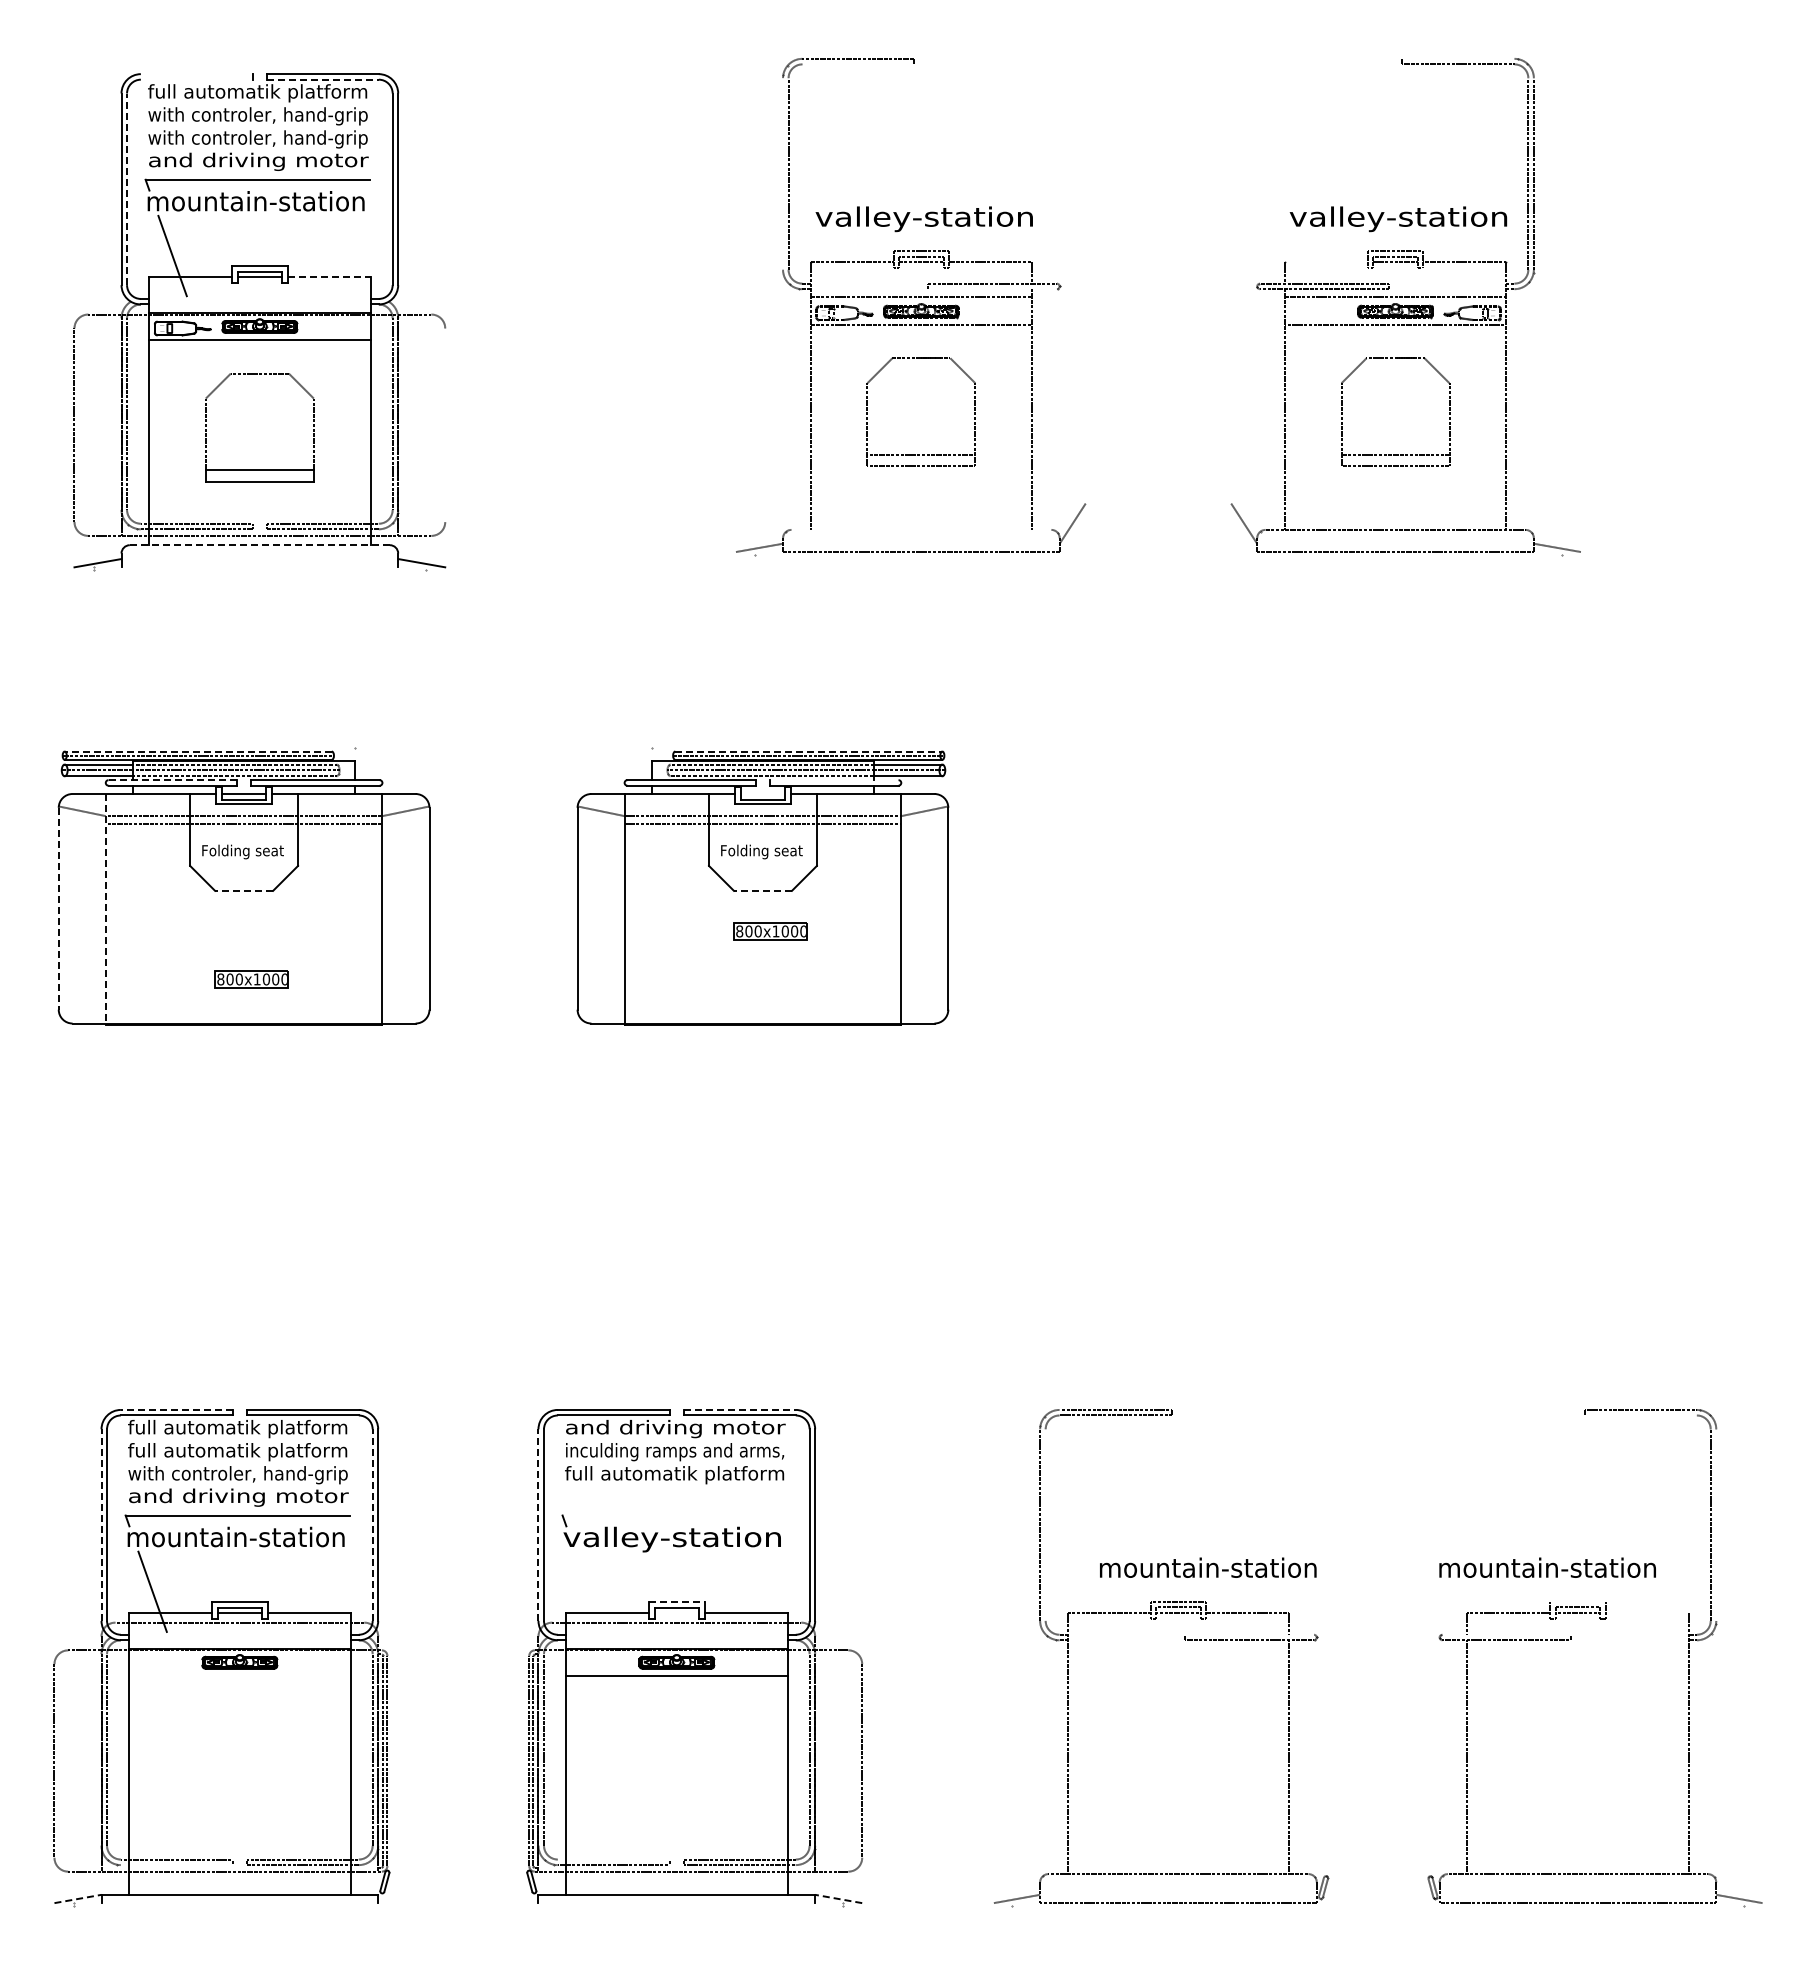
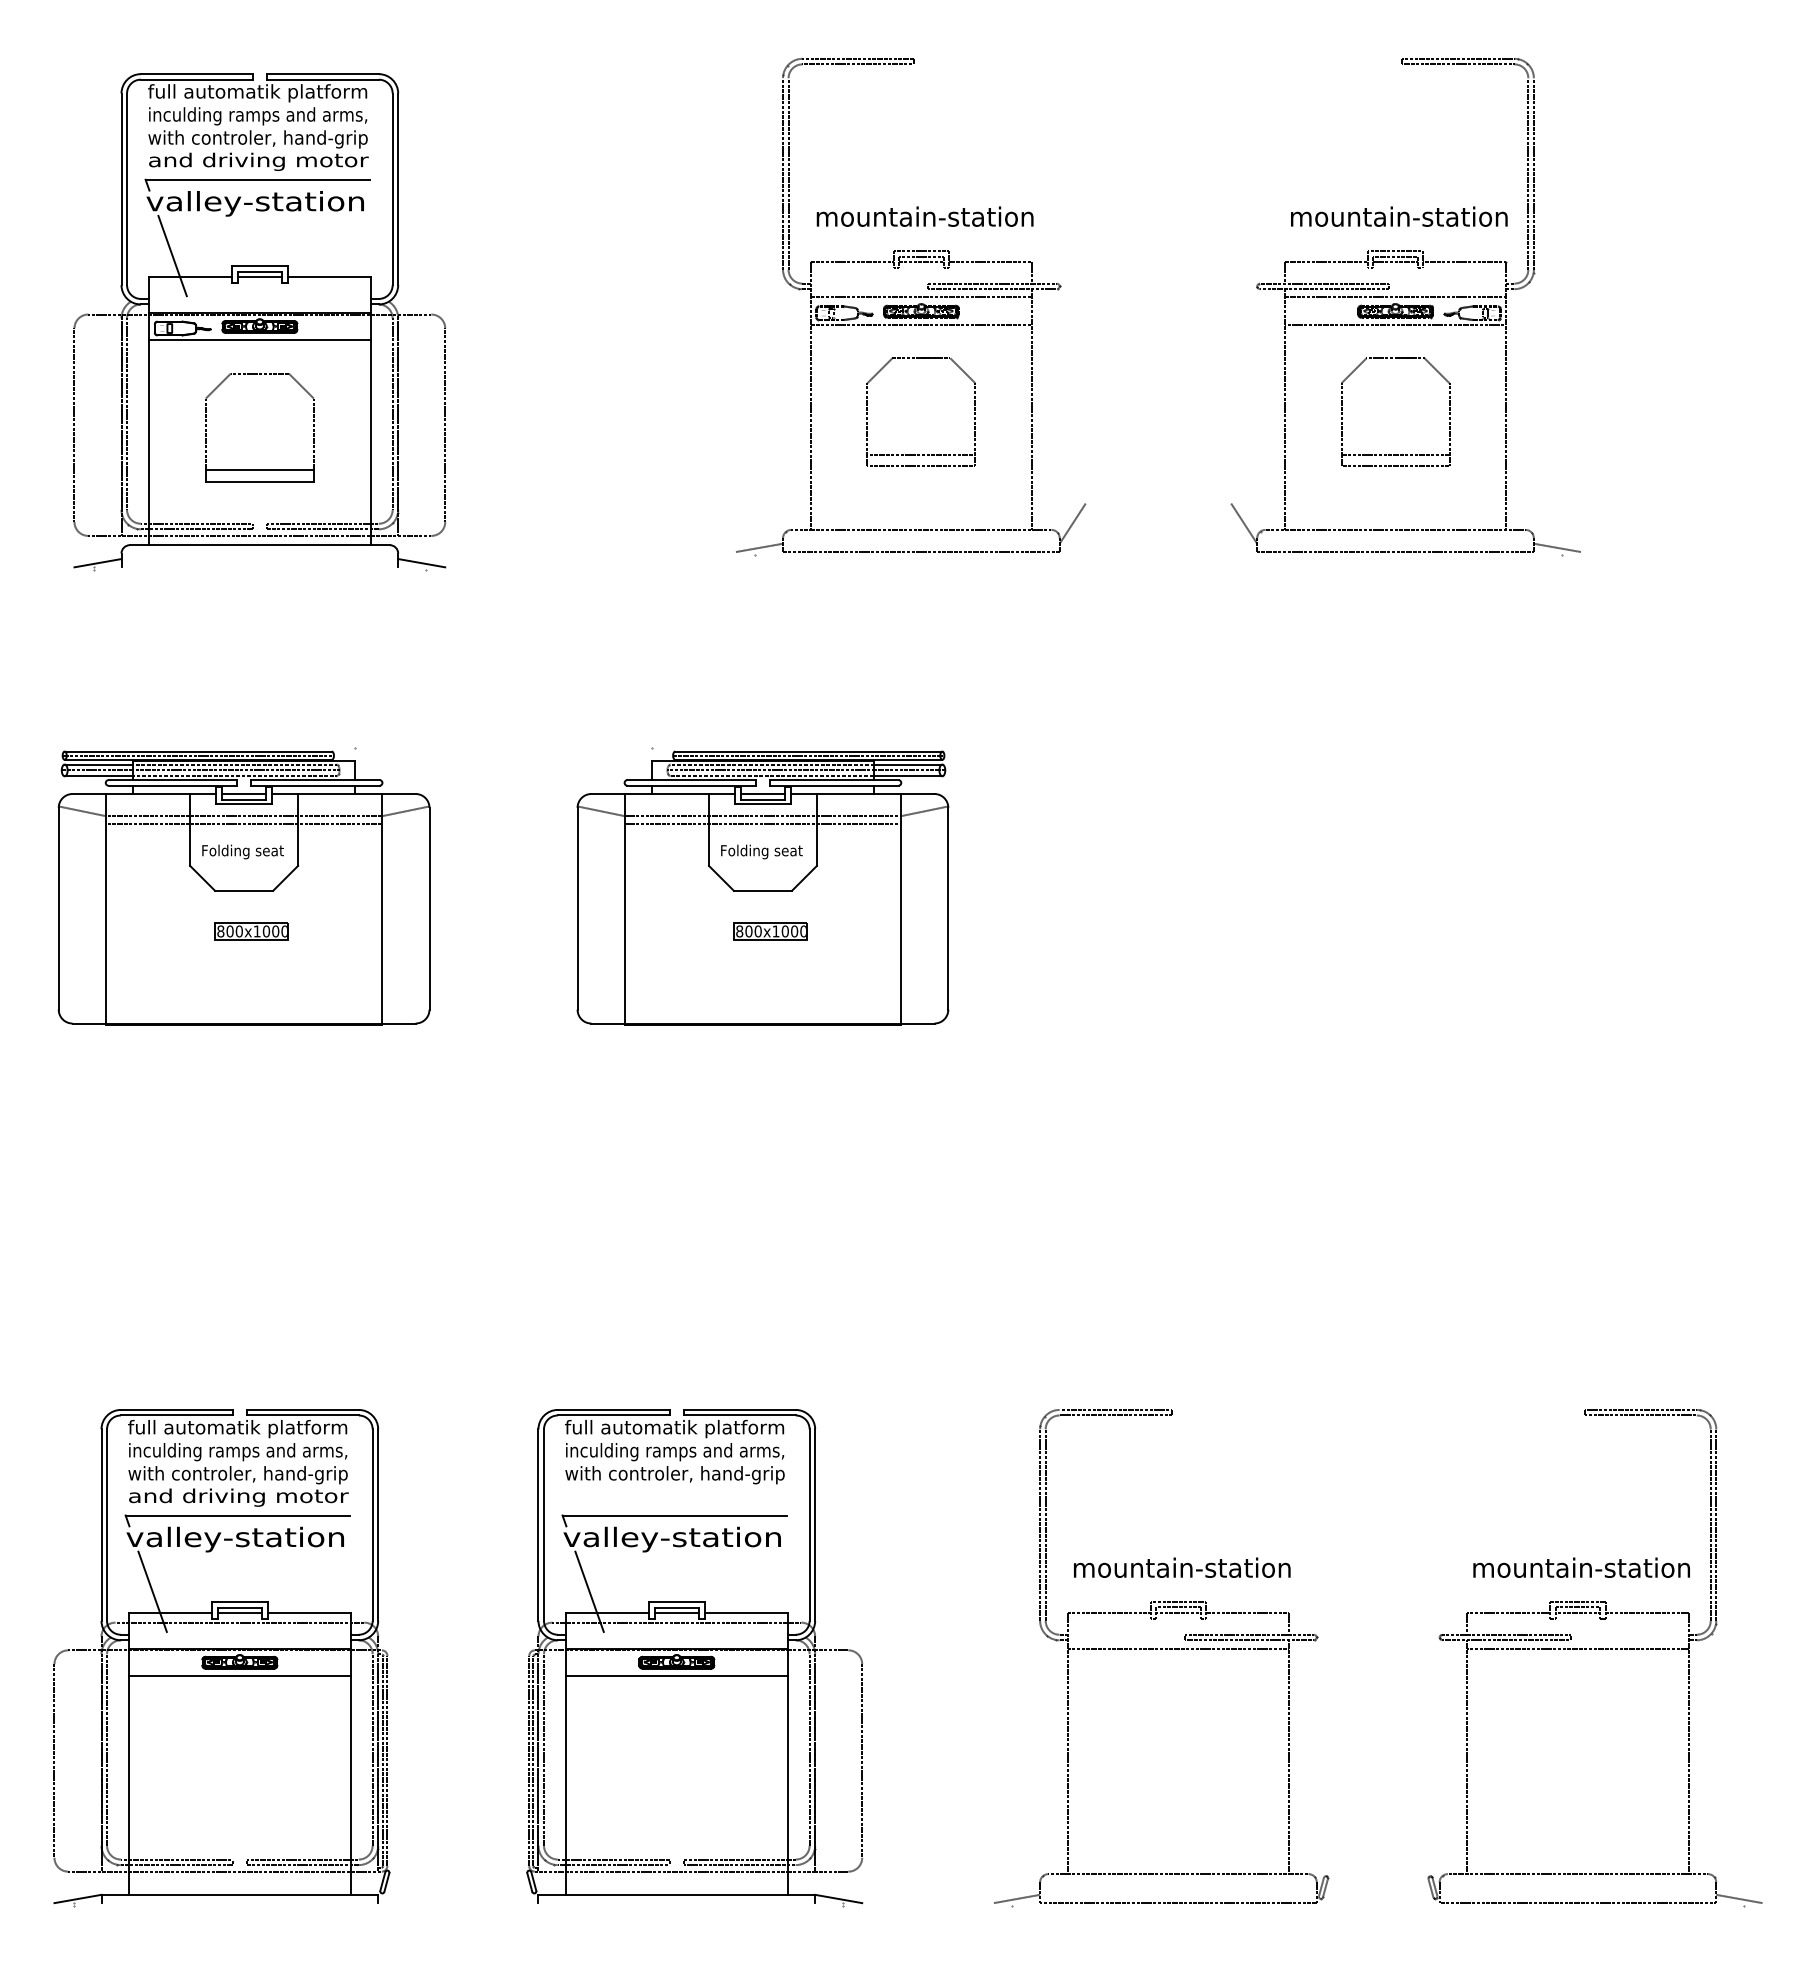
line: none -> present (1458, 58)
line: none -> present (858, 64)
line: none -> present (196, 74)
line: none -> present (196, 79)
line: dashed -> solid (323, 79)
text: with controler, hand-grip -> inculding ramps and arms, (257, 116)
line: none -> present (783, 173)
line: dashed -> solid (127, 189)
text: mountain-station -> valley-station (255, 203)
text: valley-station -> mountain-station (924, 219)
text: valley-station -> mountain-station (1398, 219)
line: none -> present (1325, 261)
line: dashed -> solid (329, 276)
line: none -> present (992, 289)
line: none -> present (445, 425)
line: none -> present (921, 529)
line: dashed -> solid (260, 545)
line: dashed -> solid (198, 751)
line: dashed -> solid (808, 751)
line: dashed -> solid (172, 780)
line: none -> present (833, 780)
line: none -> present (762, 794)
line: dashed -> solid (243, 890)
line: dashed -> solid (762, 890)
line: dashed -> solid (58, 908)
line: dashed -> solid (105, 909)
part position: (251, 979) -> (251, 931) (251, 931)
line: dashed -> solid (176, 1409)
line: dashed -> solid (740, 1409)
line: none -> present (1640, 1415)
text: and driving motor -> full automatik platform (675, 1429)
text: full automatik platform -> inculding ramps and arms, (237, 1452)
text: full automatik platform -> with controler, hand-grip (674, 1475)
line: none -> present (674, 1515)
line: none -> present (1045, 1524)
line: none -> present (1716, 1524)
line: dashed -> solid (101, 1525)
line: dashed -> solid (372, 1525)
line: dashed -> solid (538, 1525)
text: mountain-station -> valley-station (235, 1539)
text position: (1208, 1567) -> (1182, 1567) (1182, 1567)
text position: (1547, 1567) -> (1581, 1567) (1581, 1567)
line: none -> present (589, 1591)
line: dashed -> solid (676, 1602)
line: none -> present (1577, 1602)
line: none -> present (676, 1612)
line: none -> present (1646, 1612)
line: none -> present (1249, 1634)
line: none -> present (1506, 1634)
line: none -> present (1178, 1648)
line: none -> present (1577, 1648)
line: none -> present (239, 1676)
line: none -> present (613, 1859)
line: none -> present (176, 1865)
line: dashed -> solid (78, 1898)
line: dashed -> solid (838, 1898)
